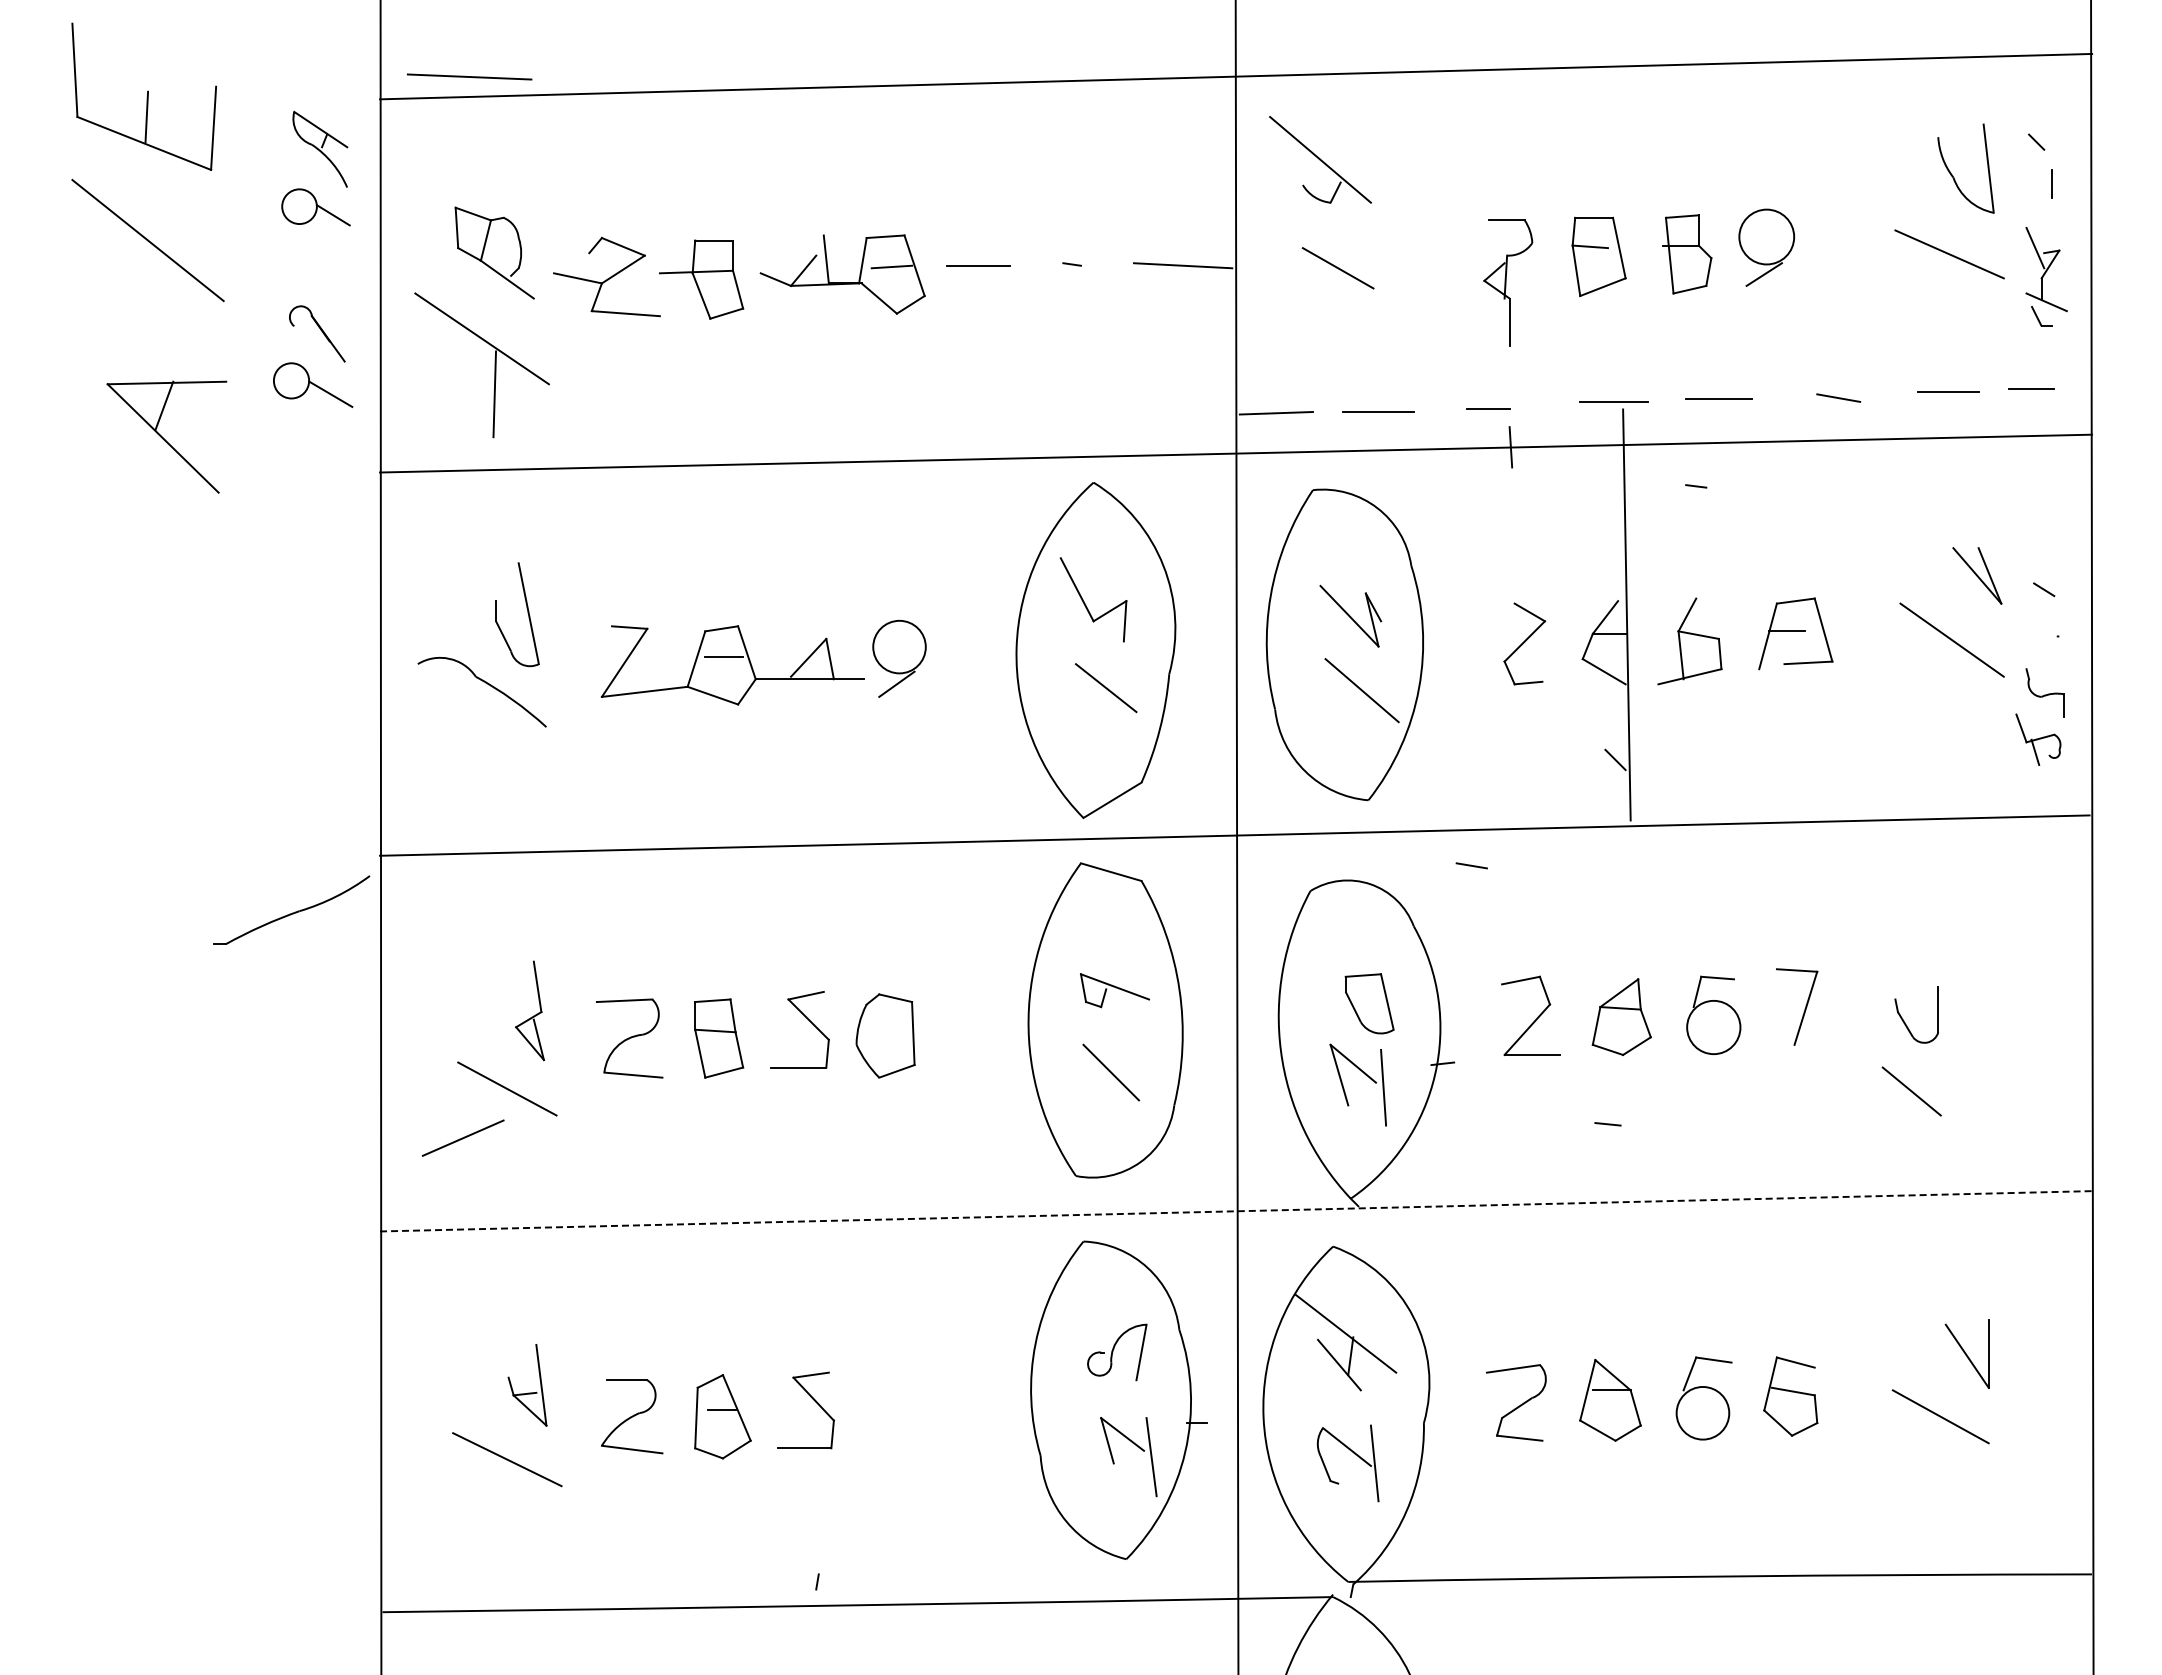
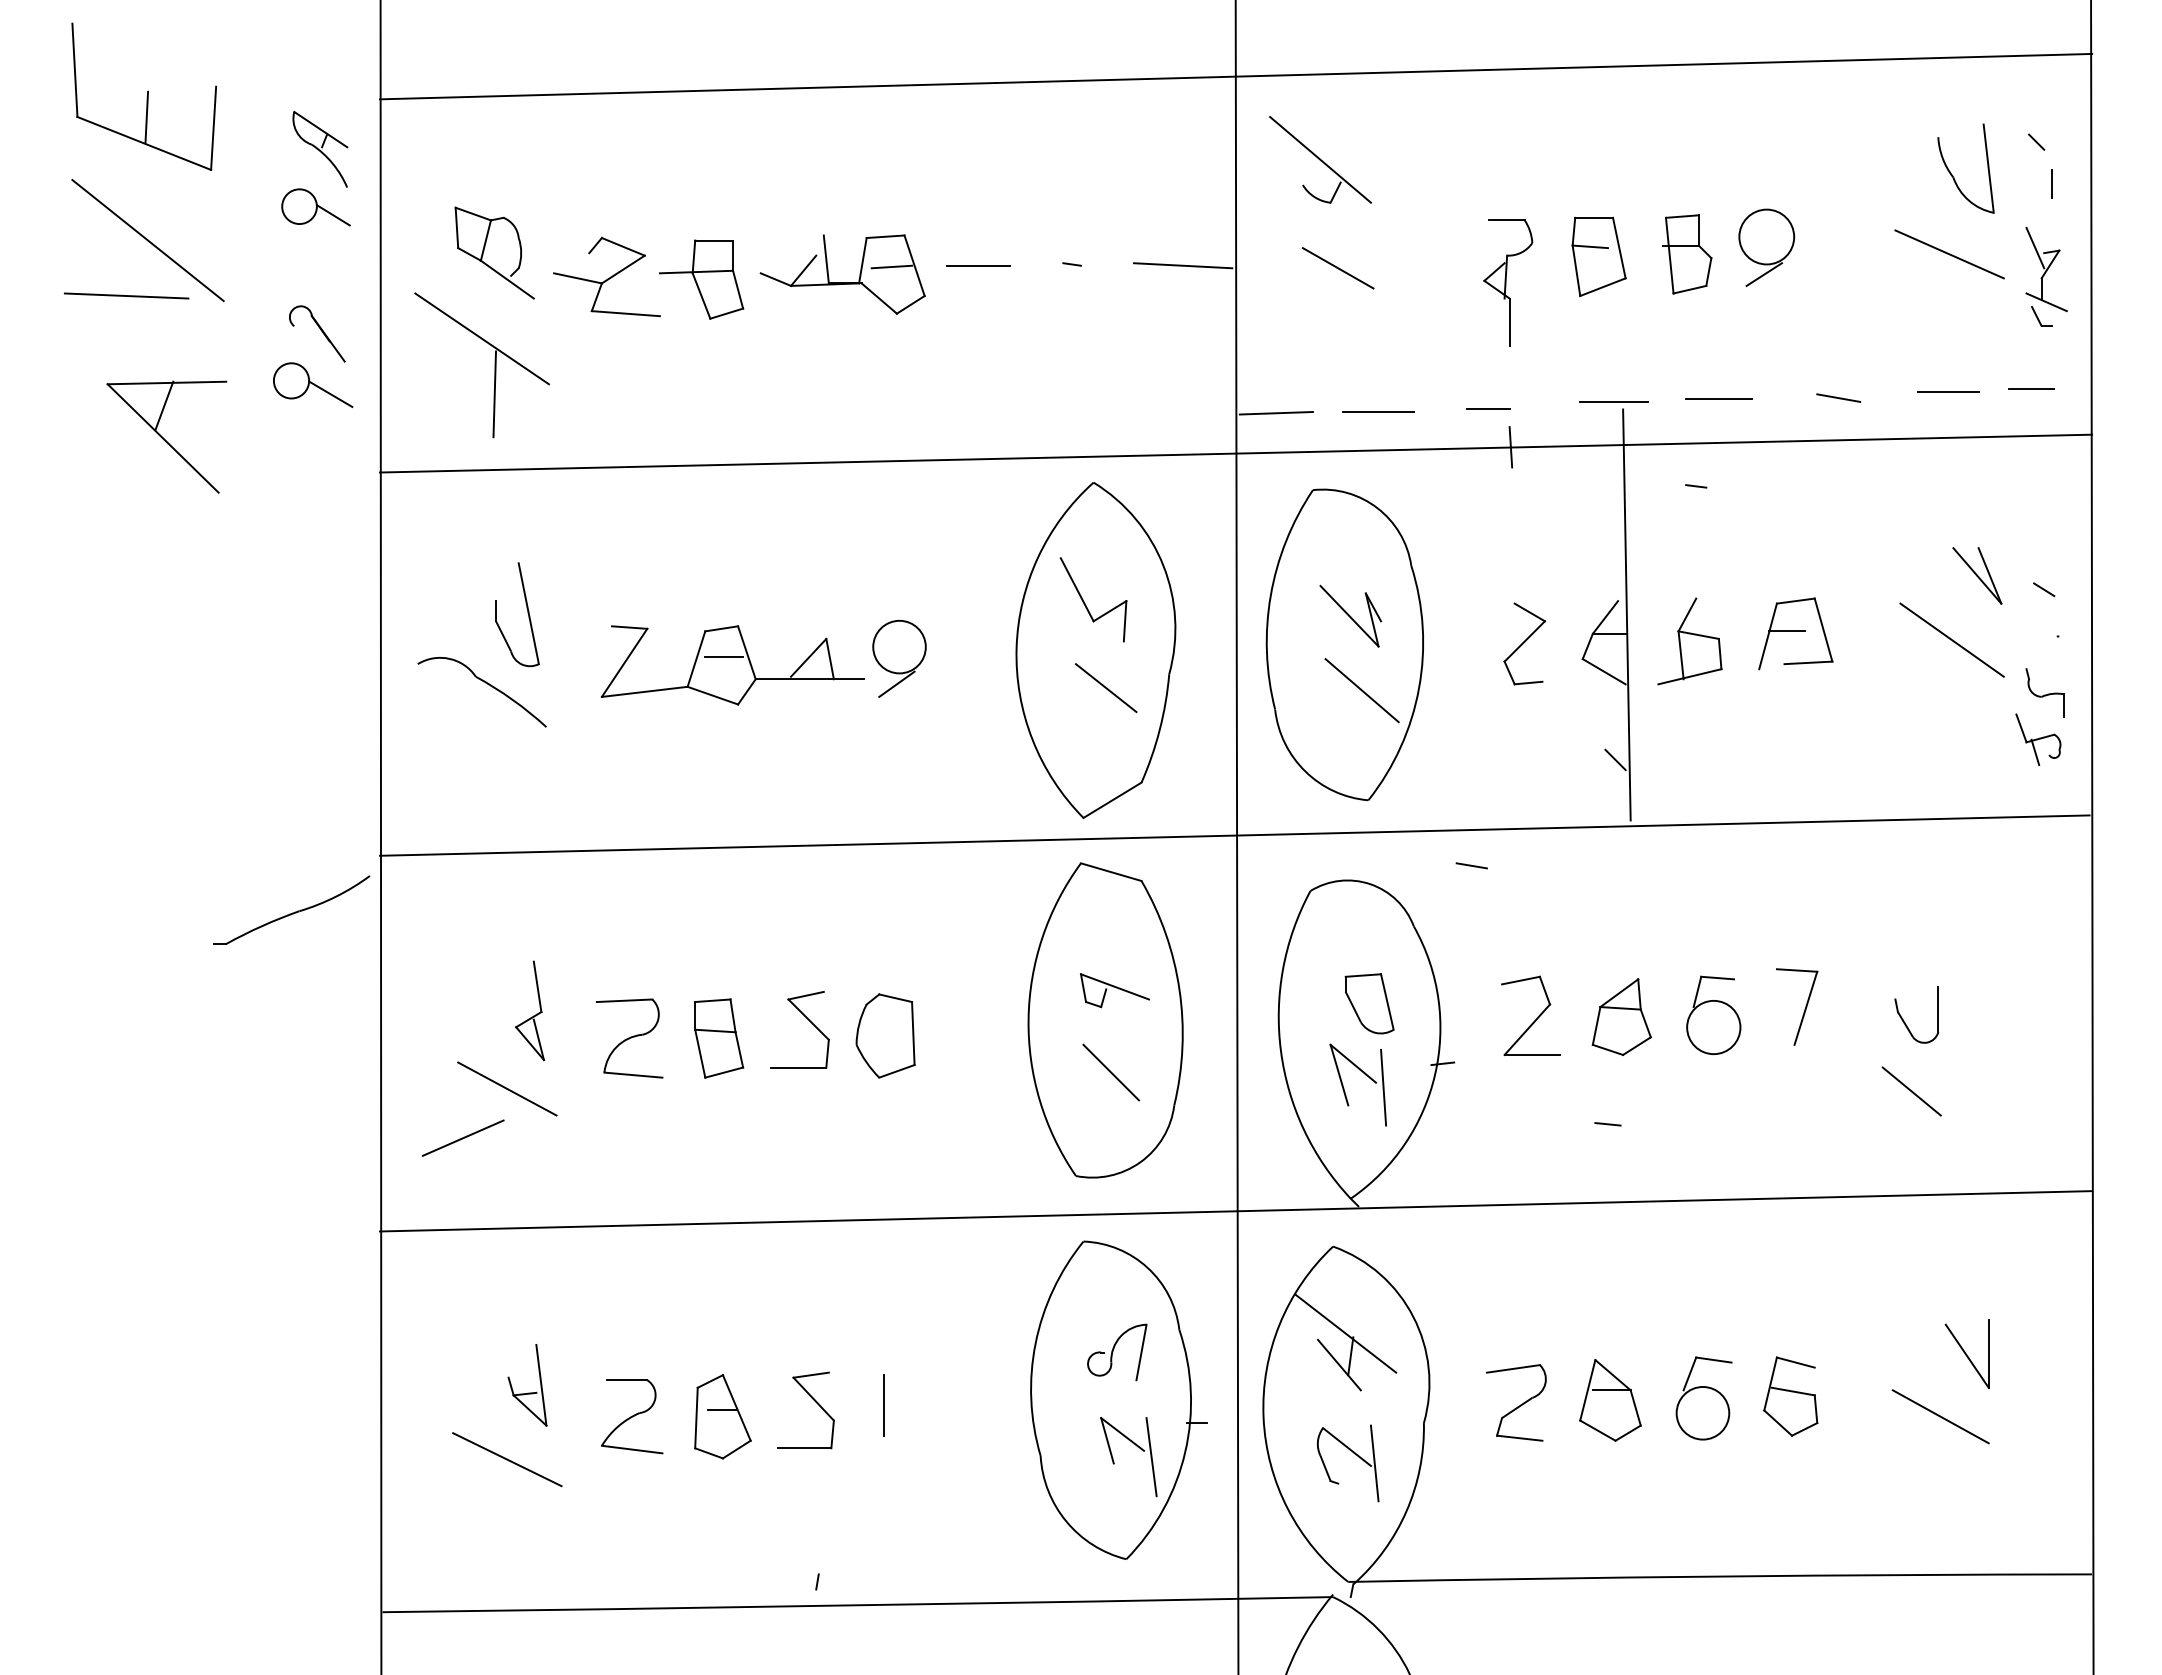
line position: (469, 76) -> (126, 295) (126, 295)
line: dashed -> solid (1236, 1211)
line: none -> present (884, 1405)
